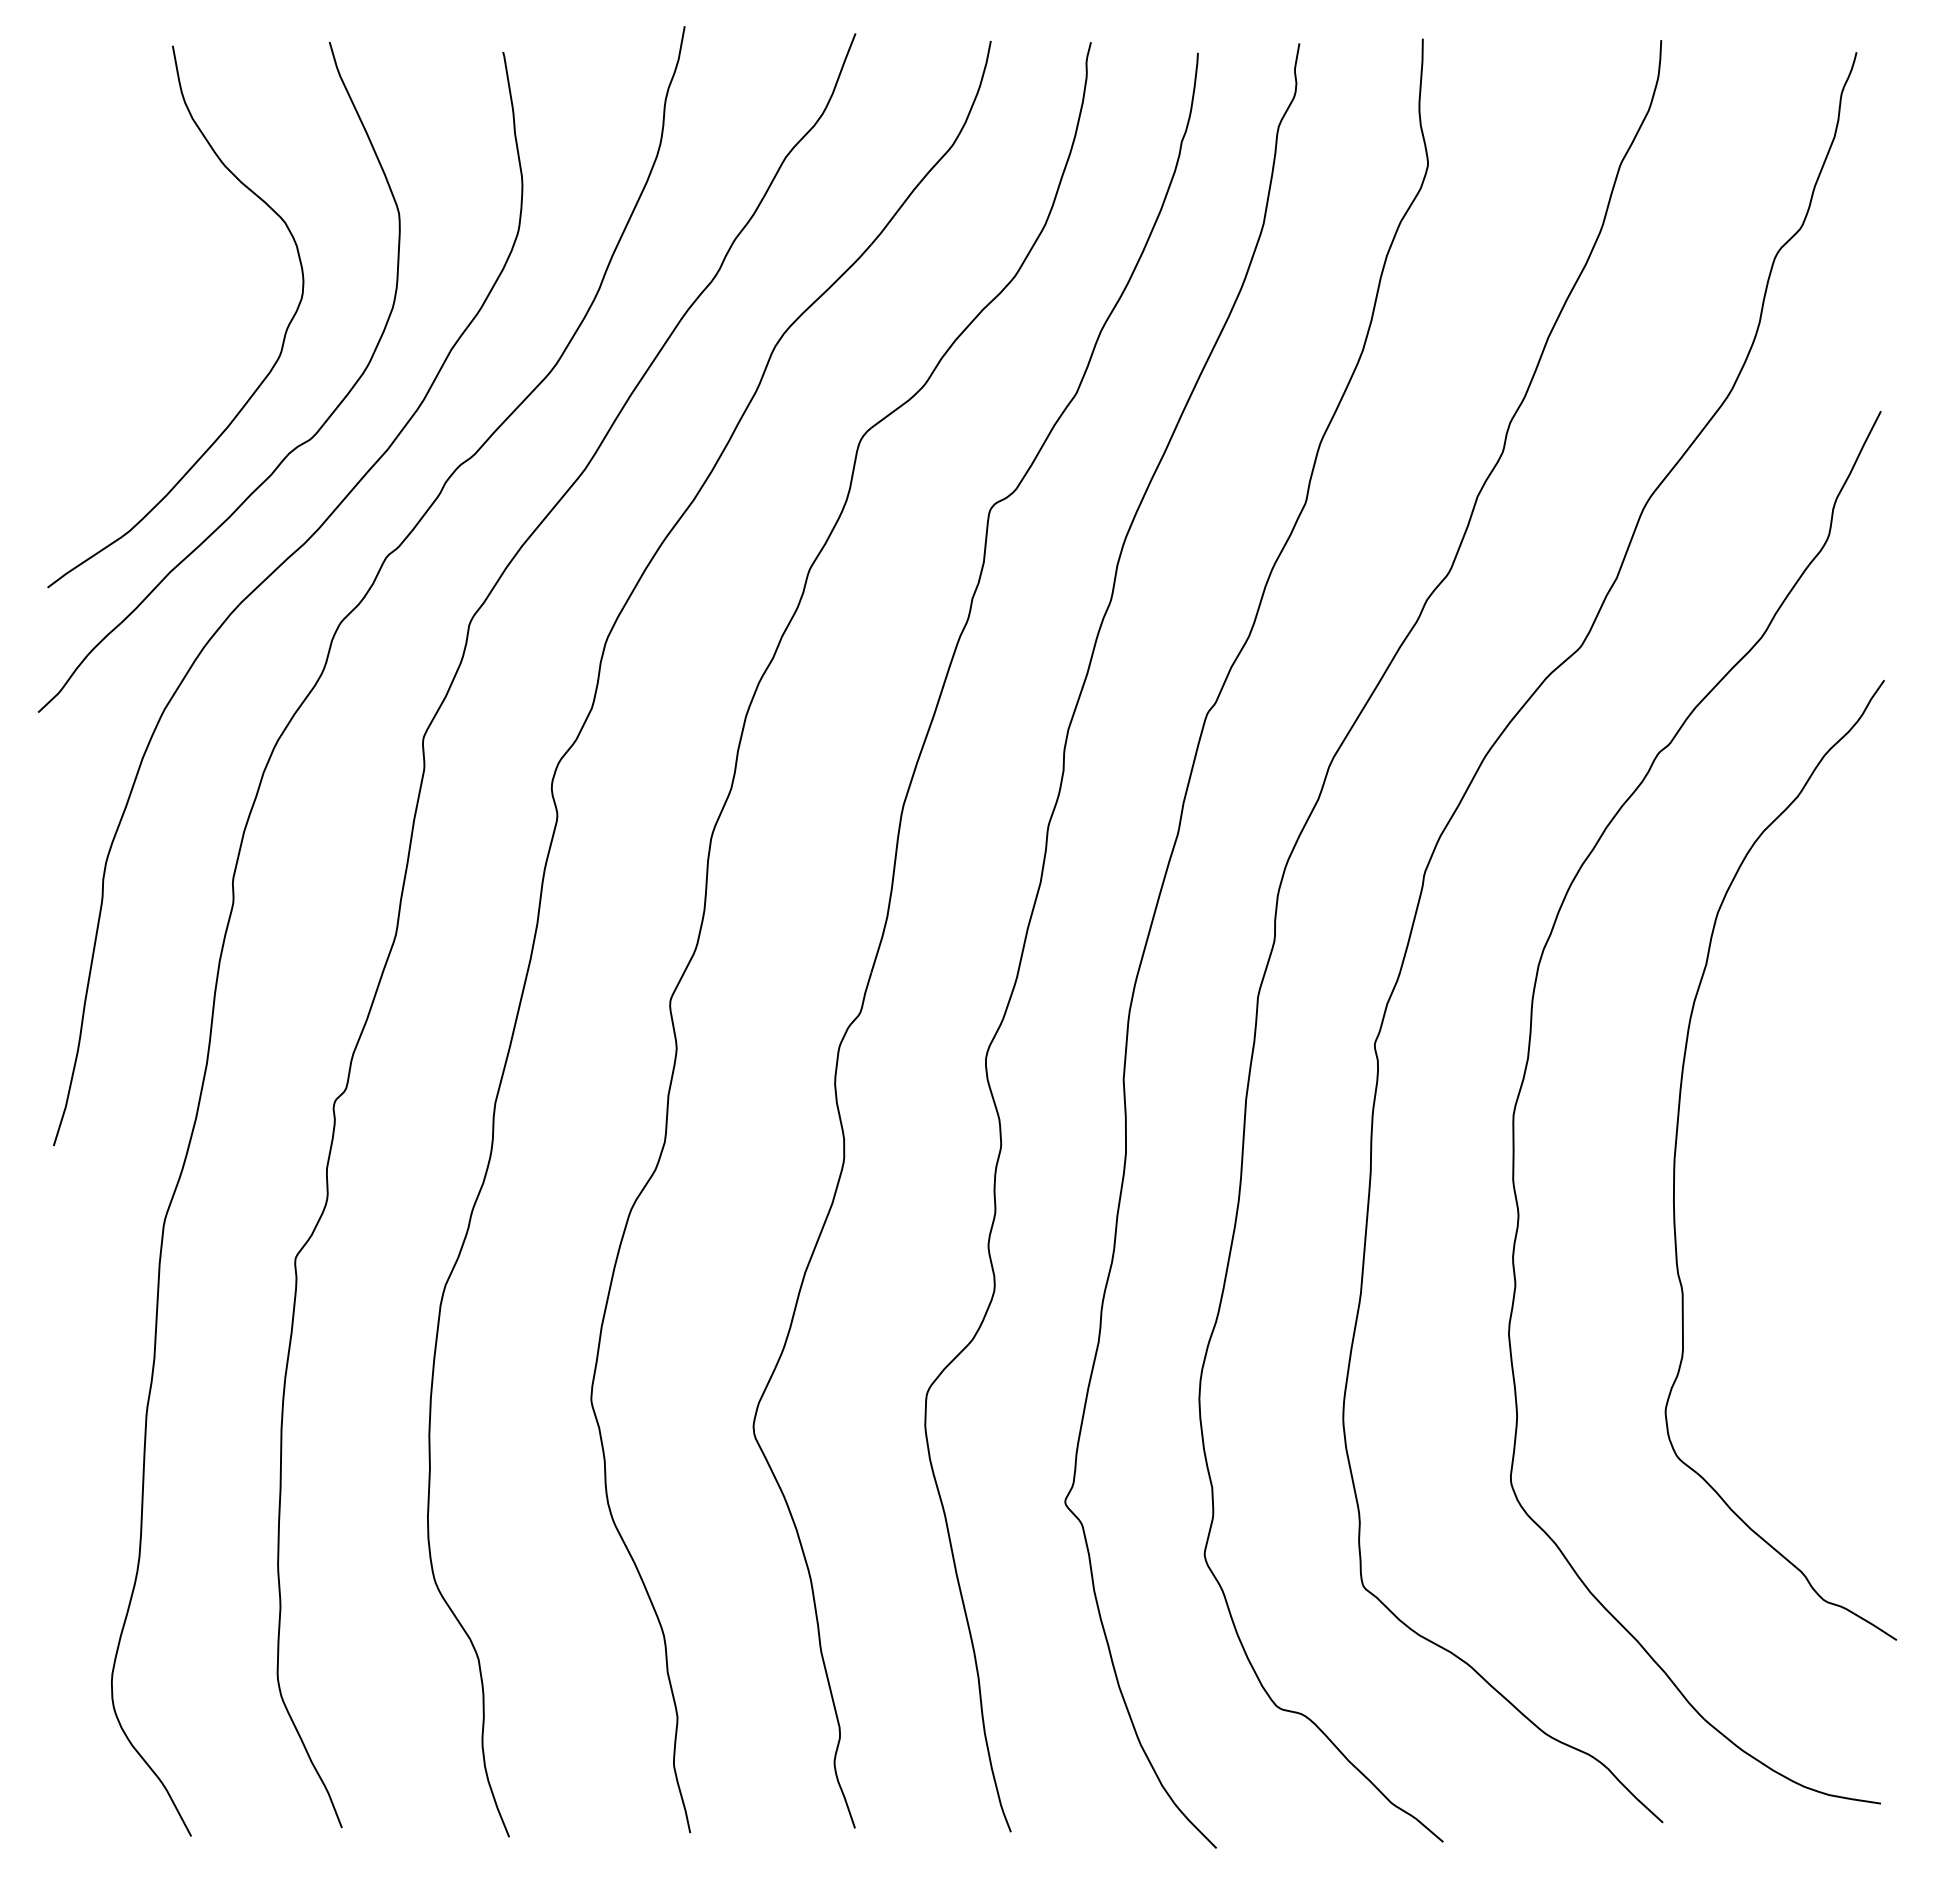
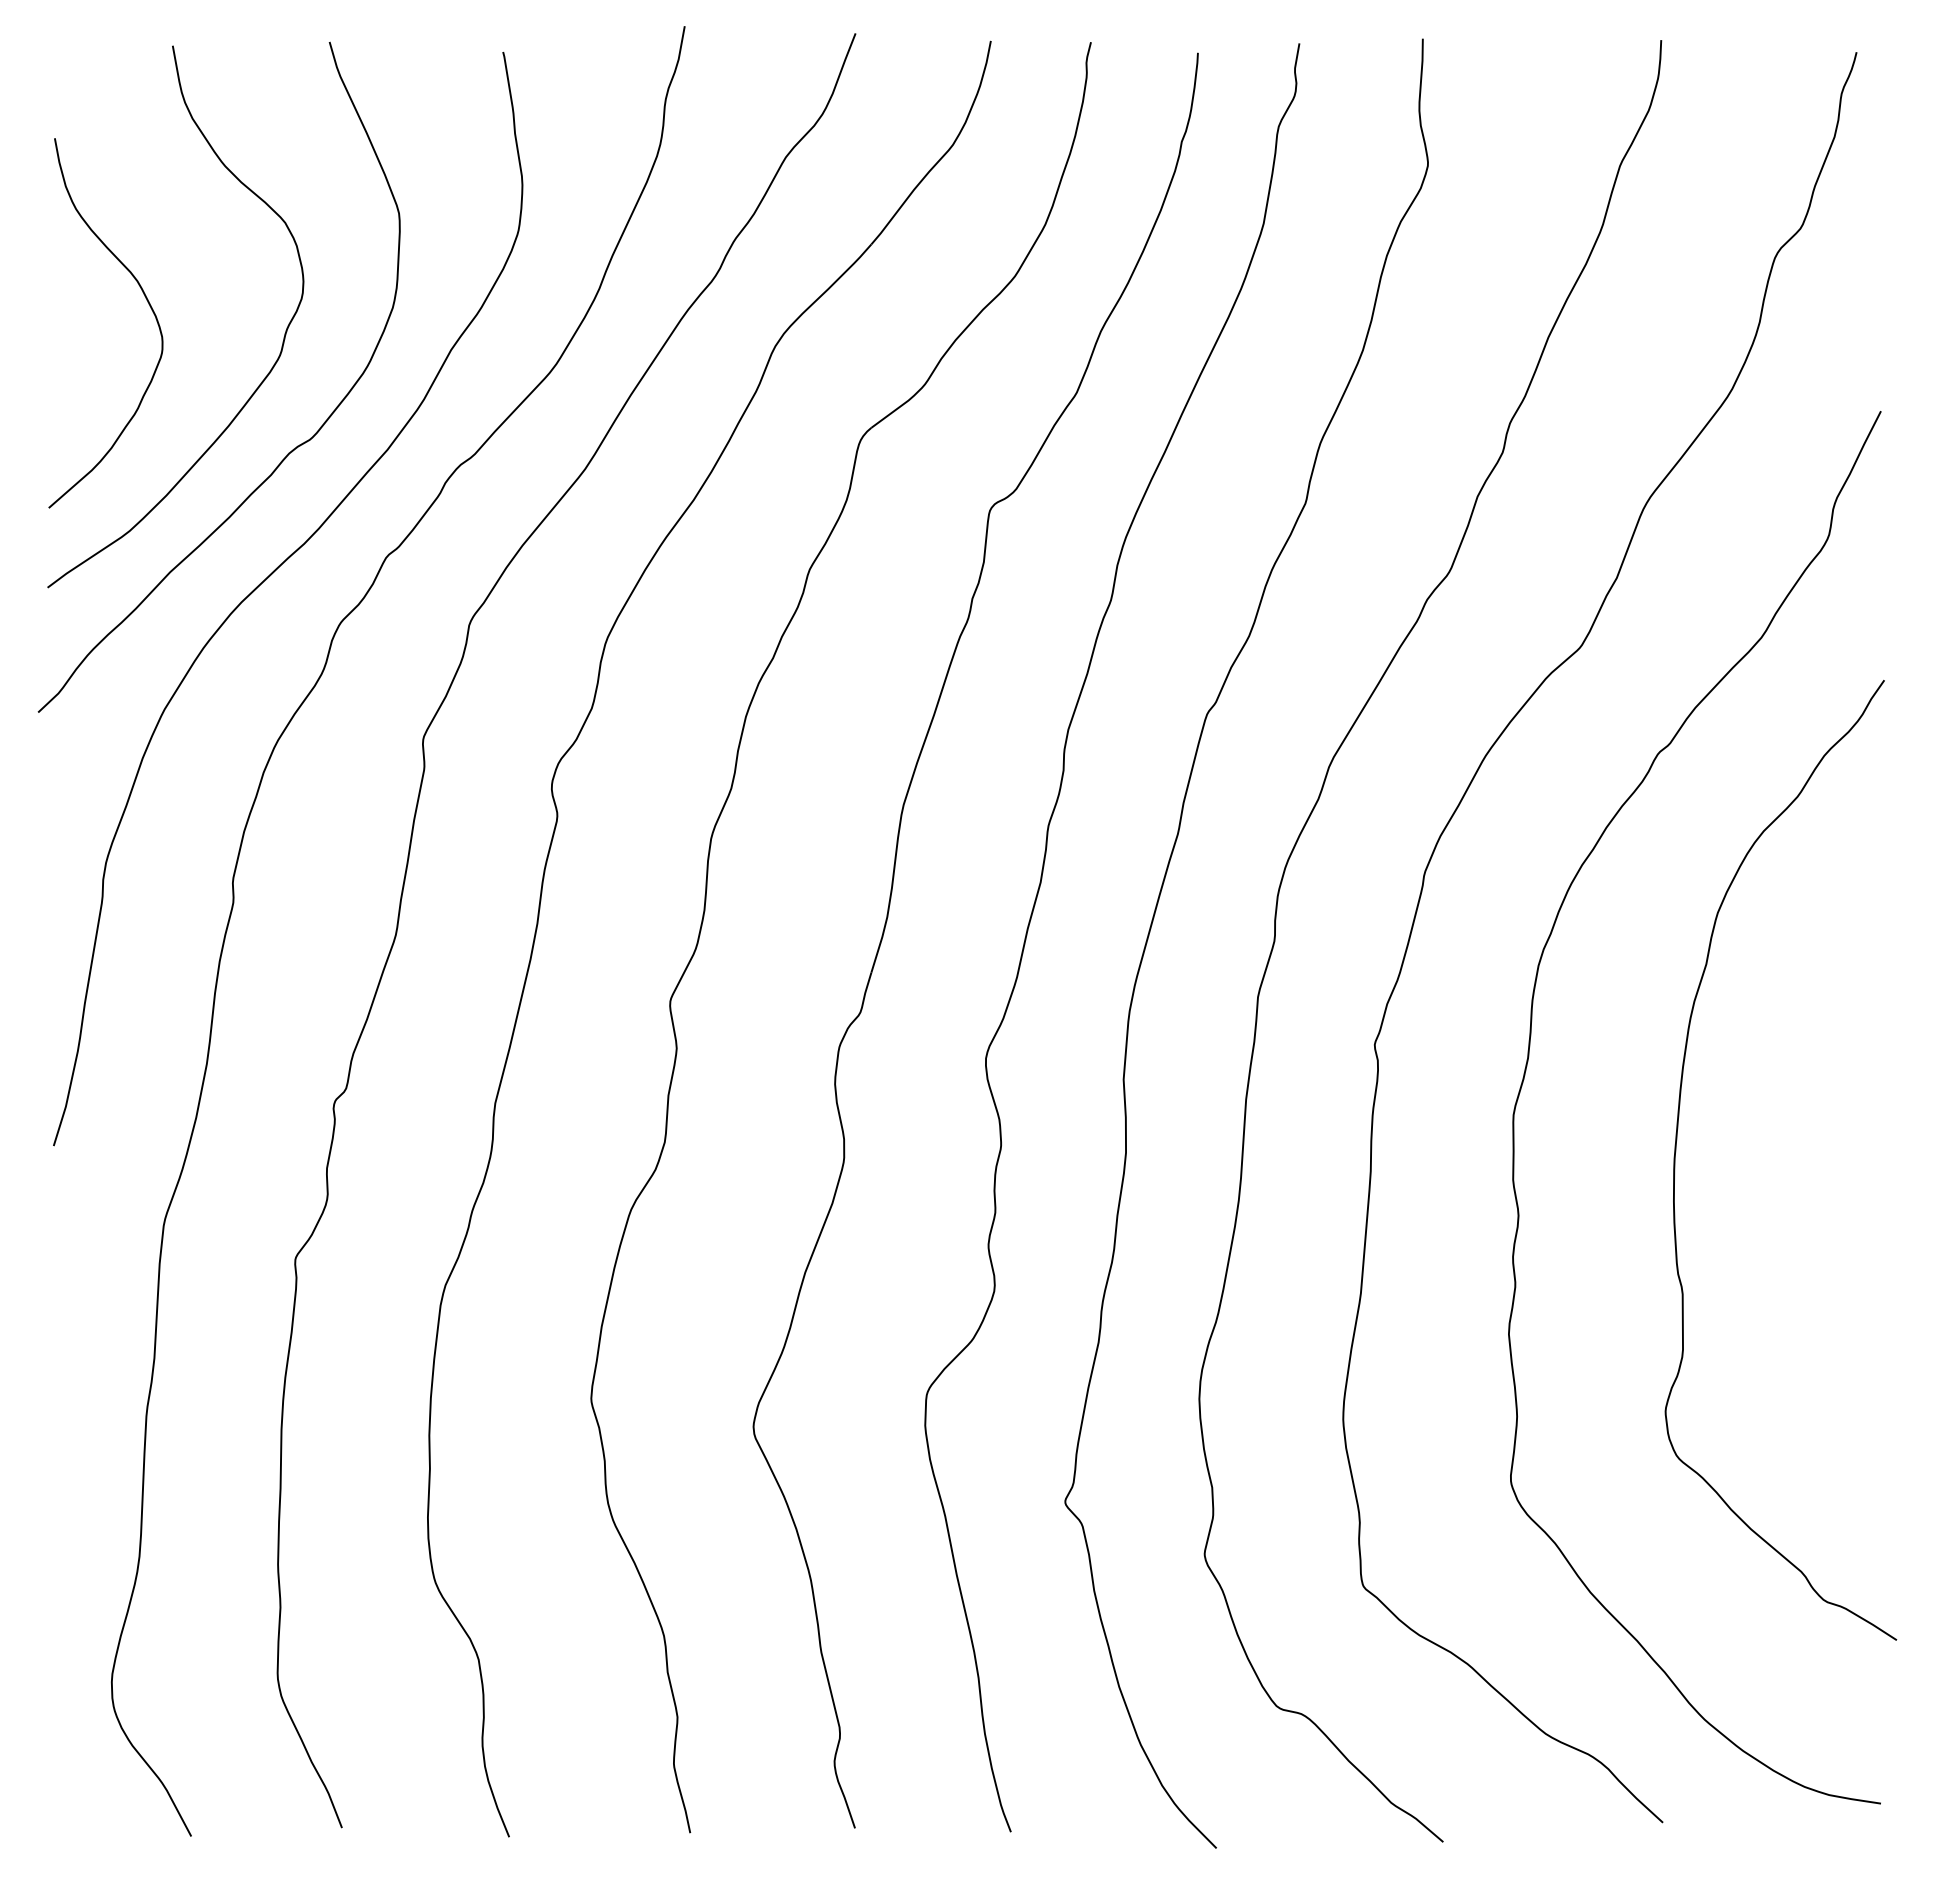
curve: none -> present (147, 302)
